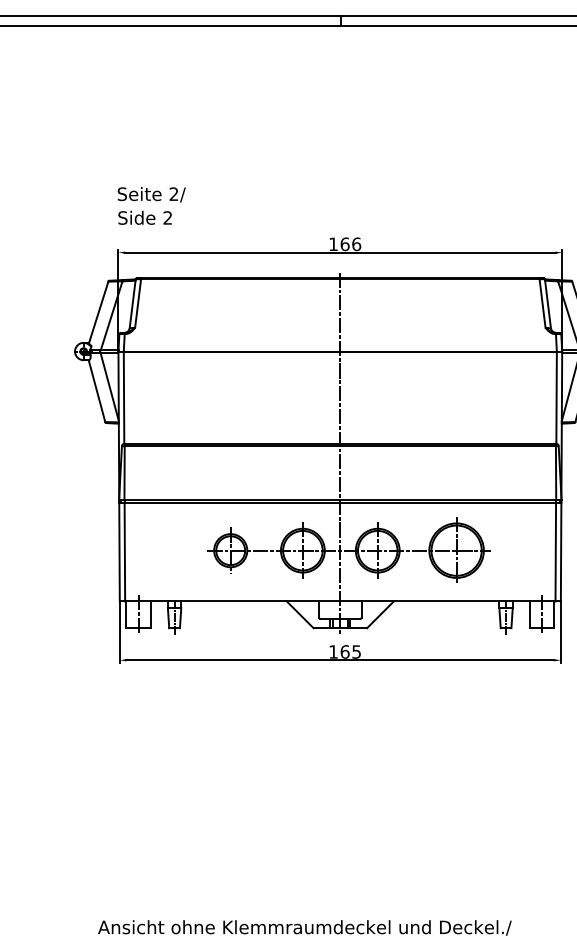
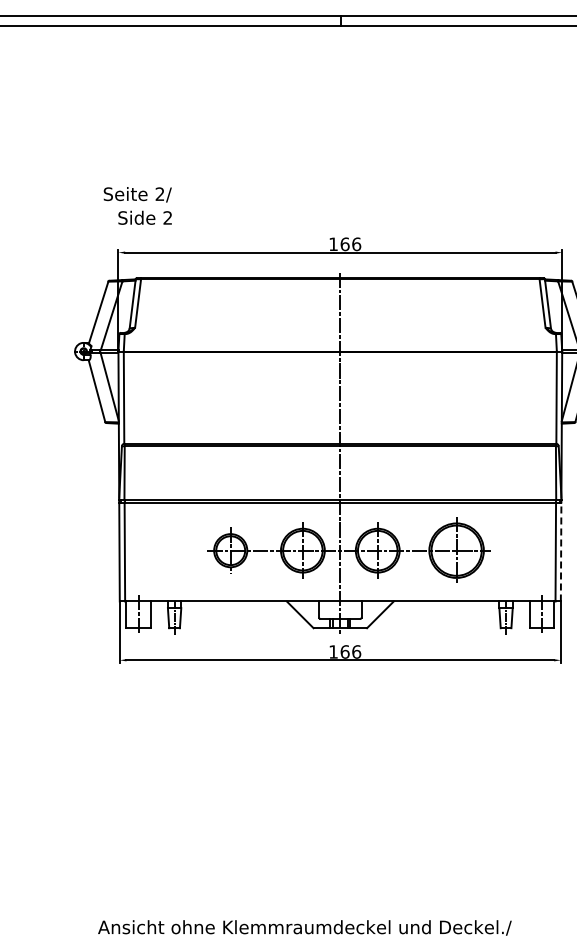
text position: (151, 194) -> (137, 194) (137, 194)
line: solid -> dashed (561, 551)
text: 165 -> 166 (356, 651)
